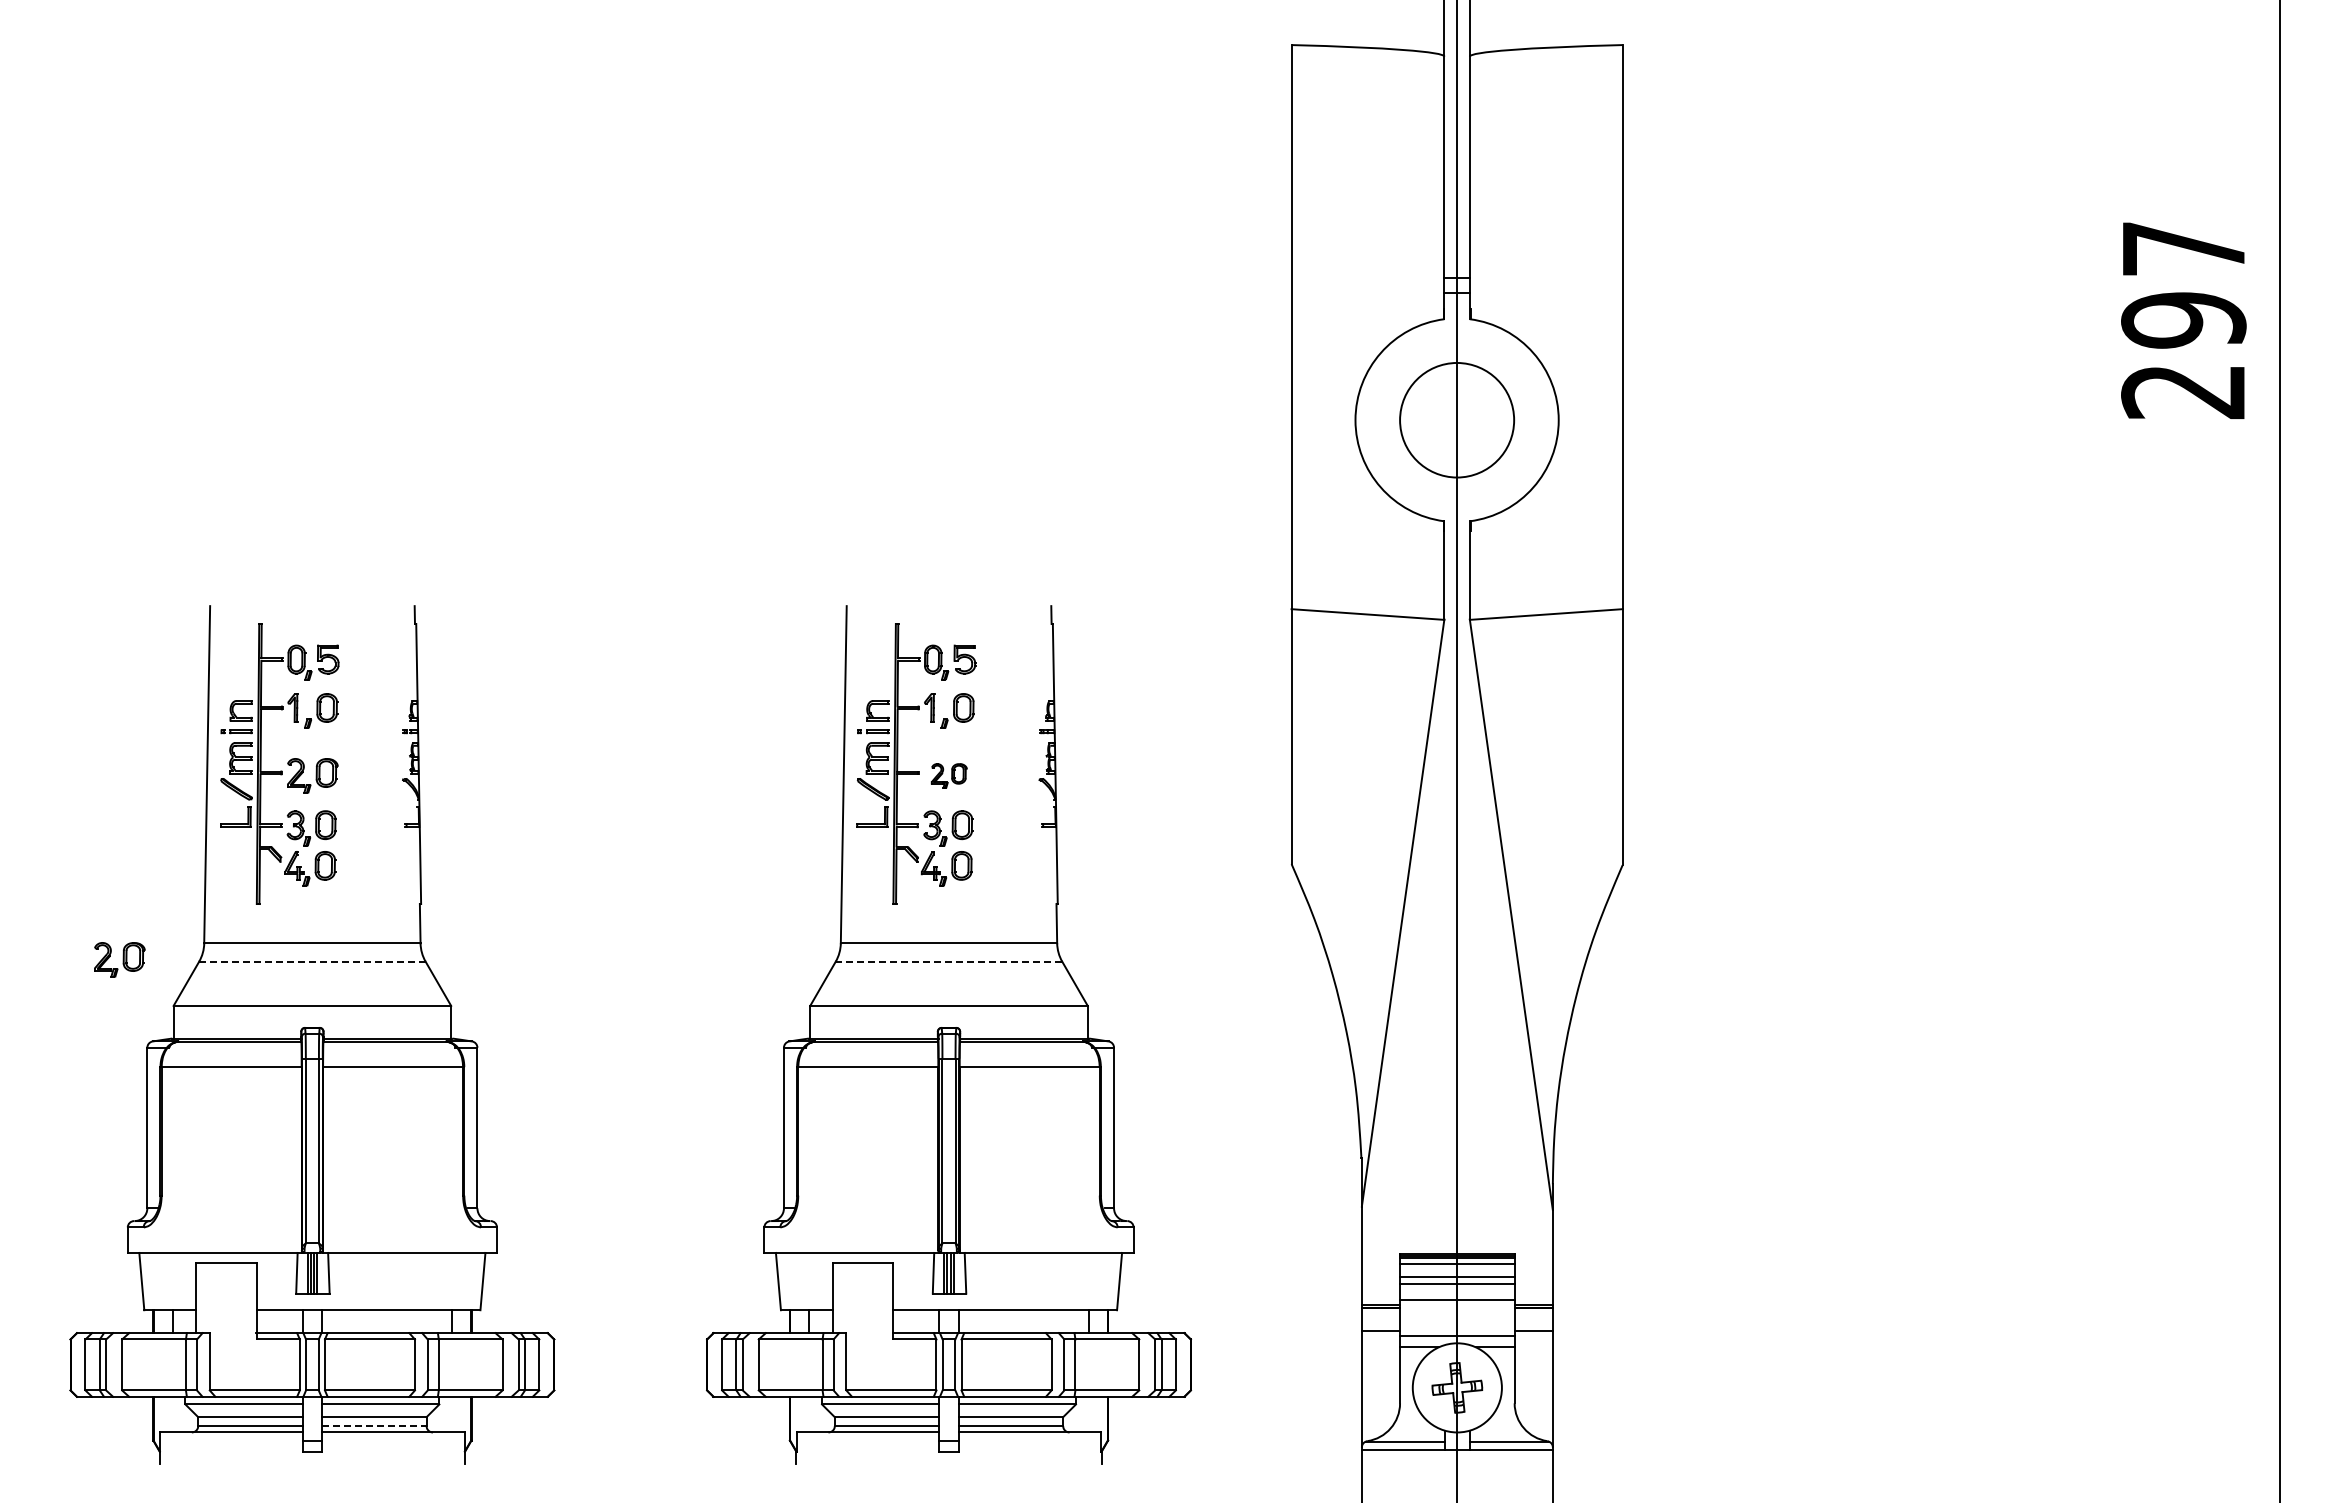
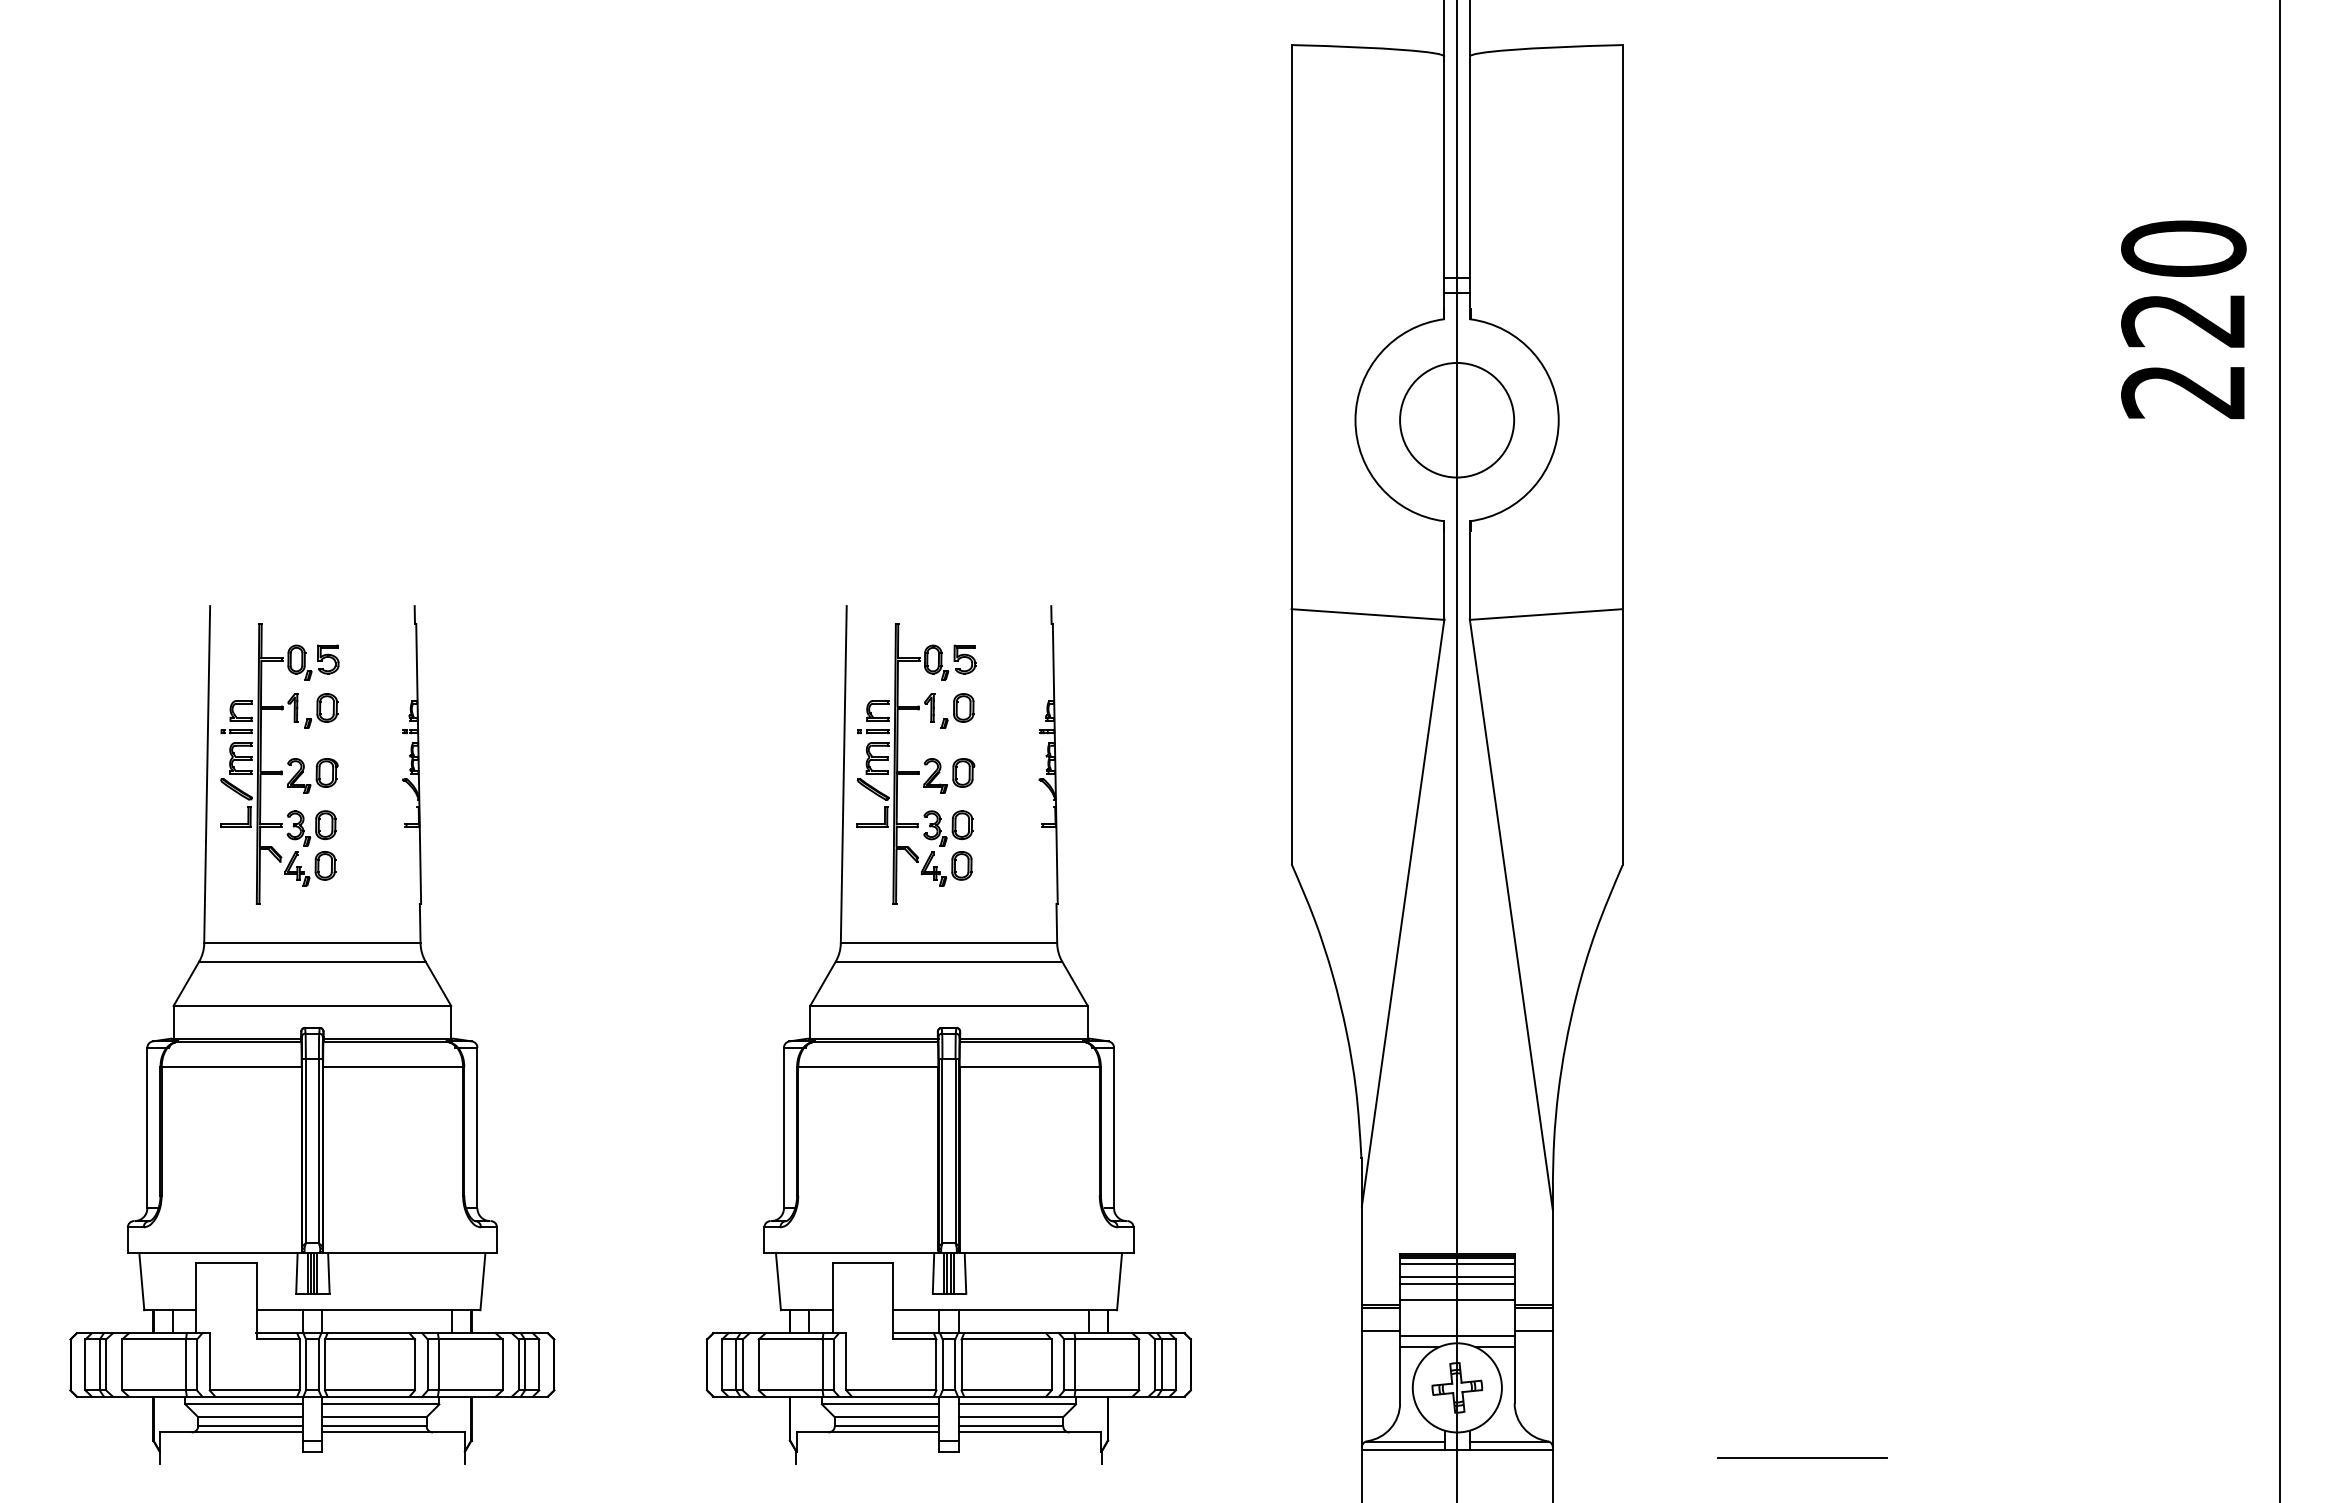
text: 297 -> 220 (2183, 284)
part size: 38x26 px -> 53x36 px (949, 775)
part: present -> none (119, 959)
line: dashed -> solid (311, 961)
line: dashed -> solid (948, 961)
line: dashed -> solid (374, 1426)
line: none -> present (1801, 1457)
